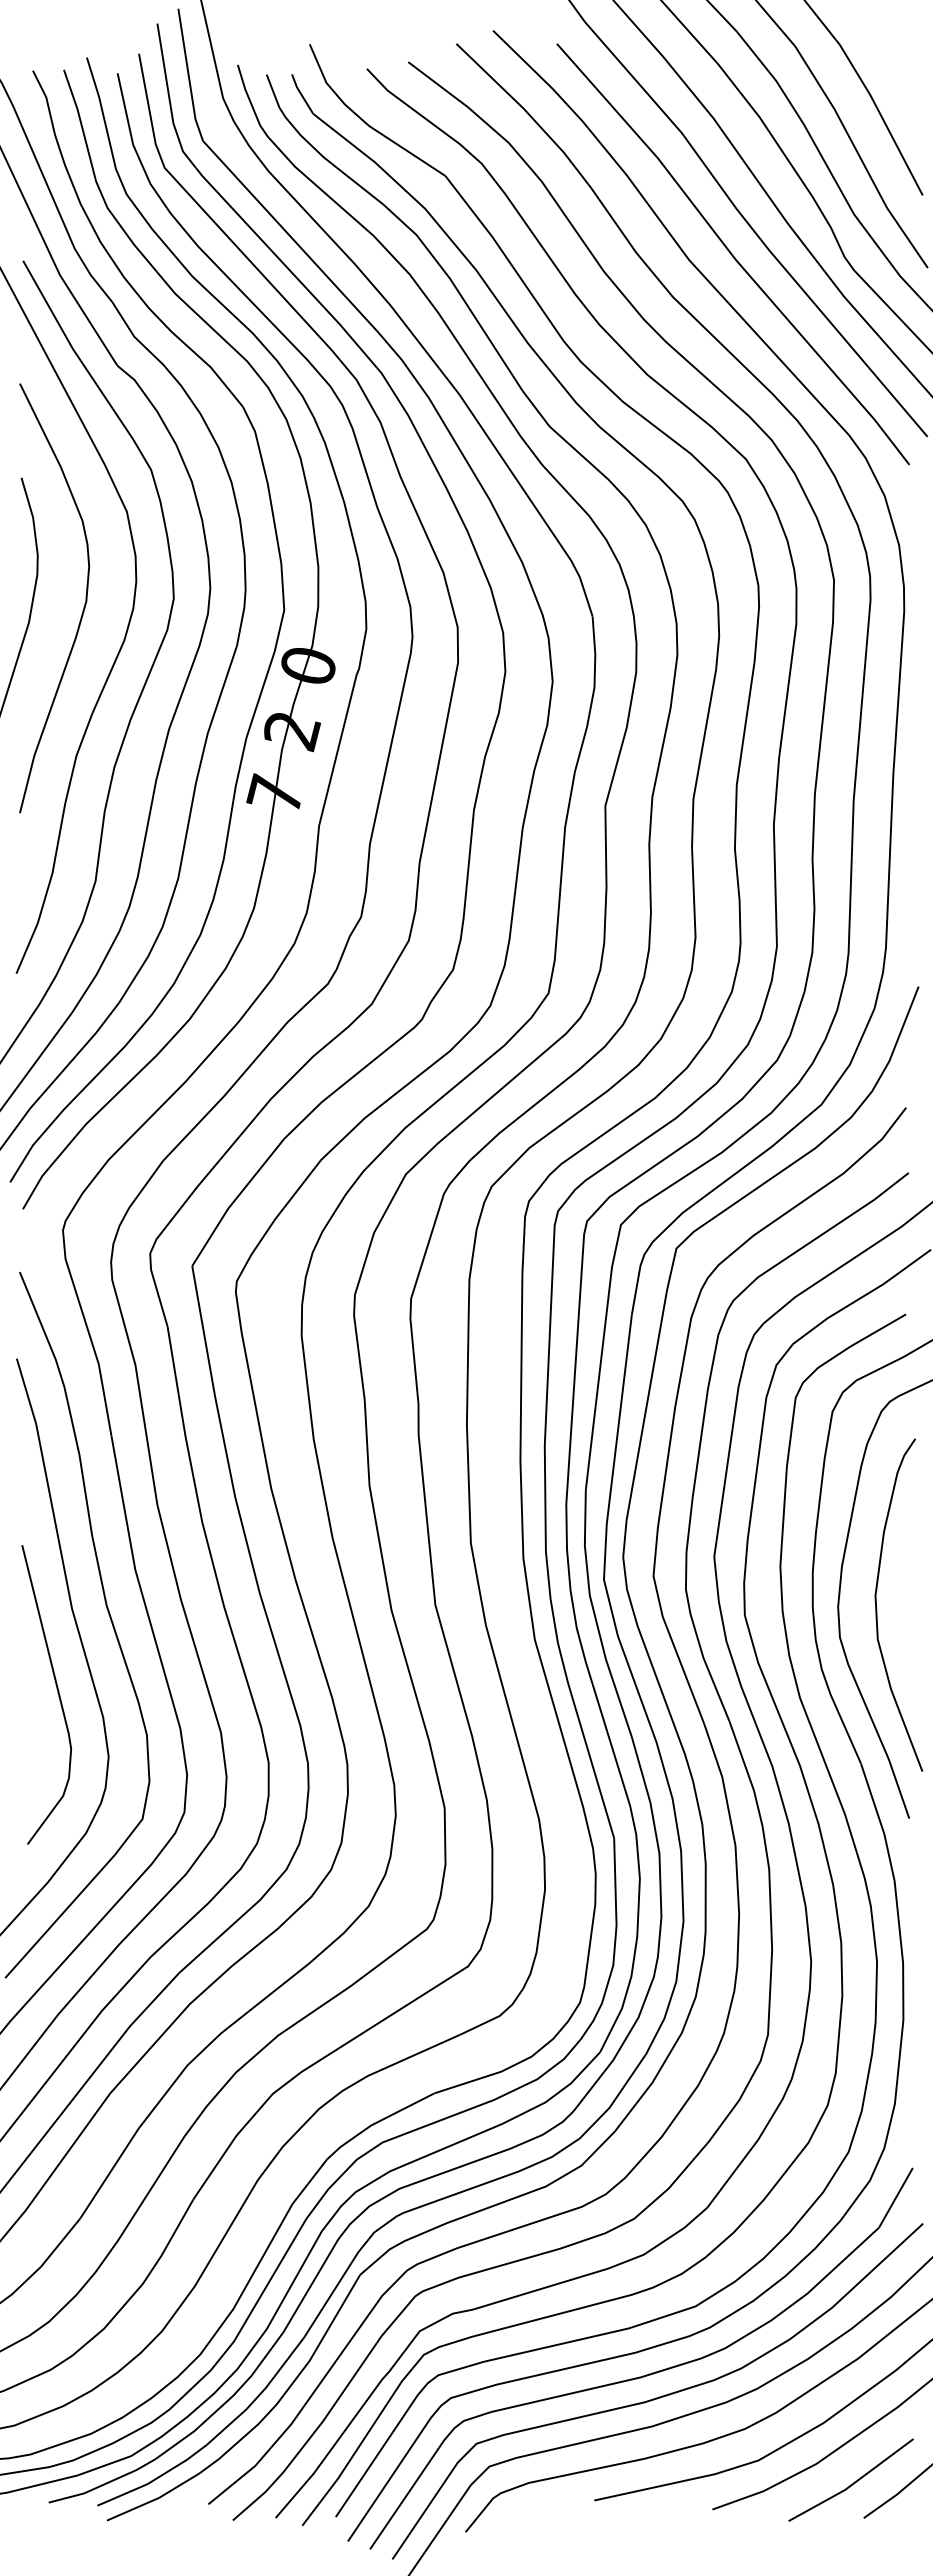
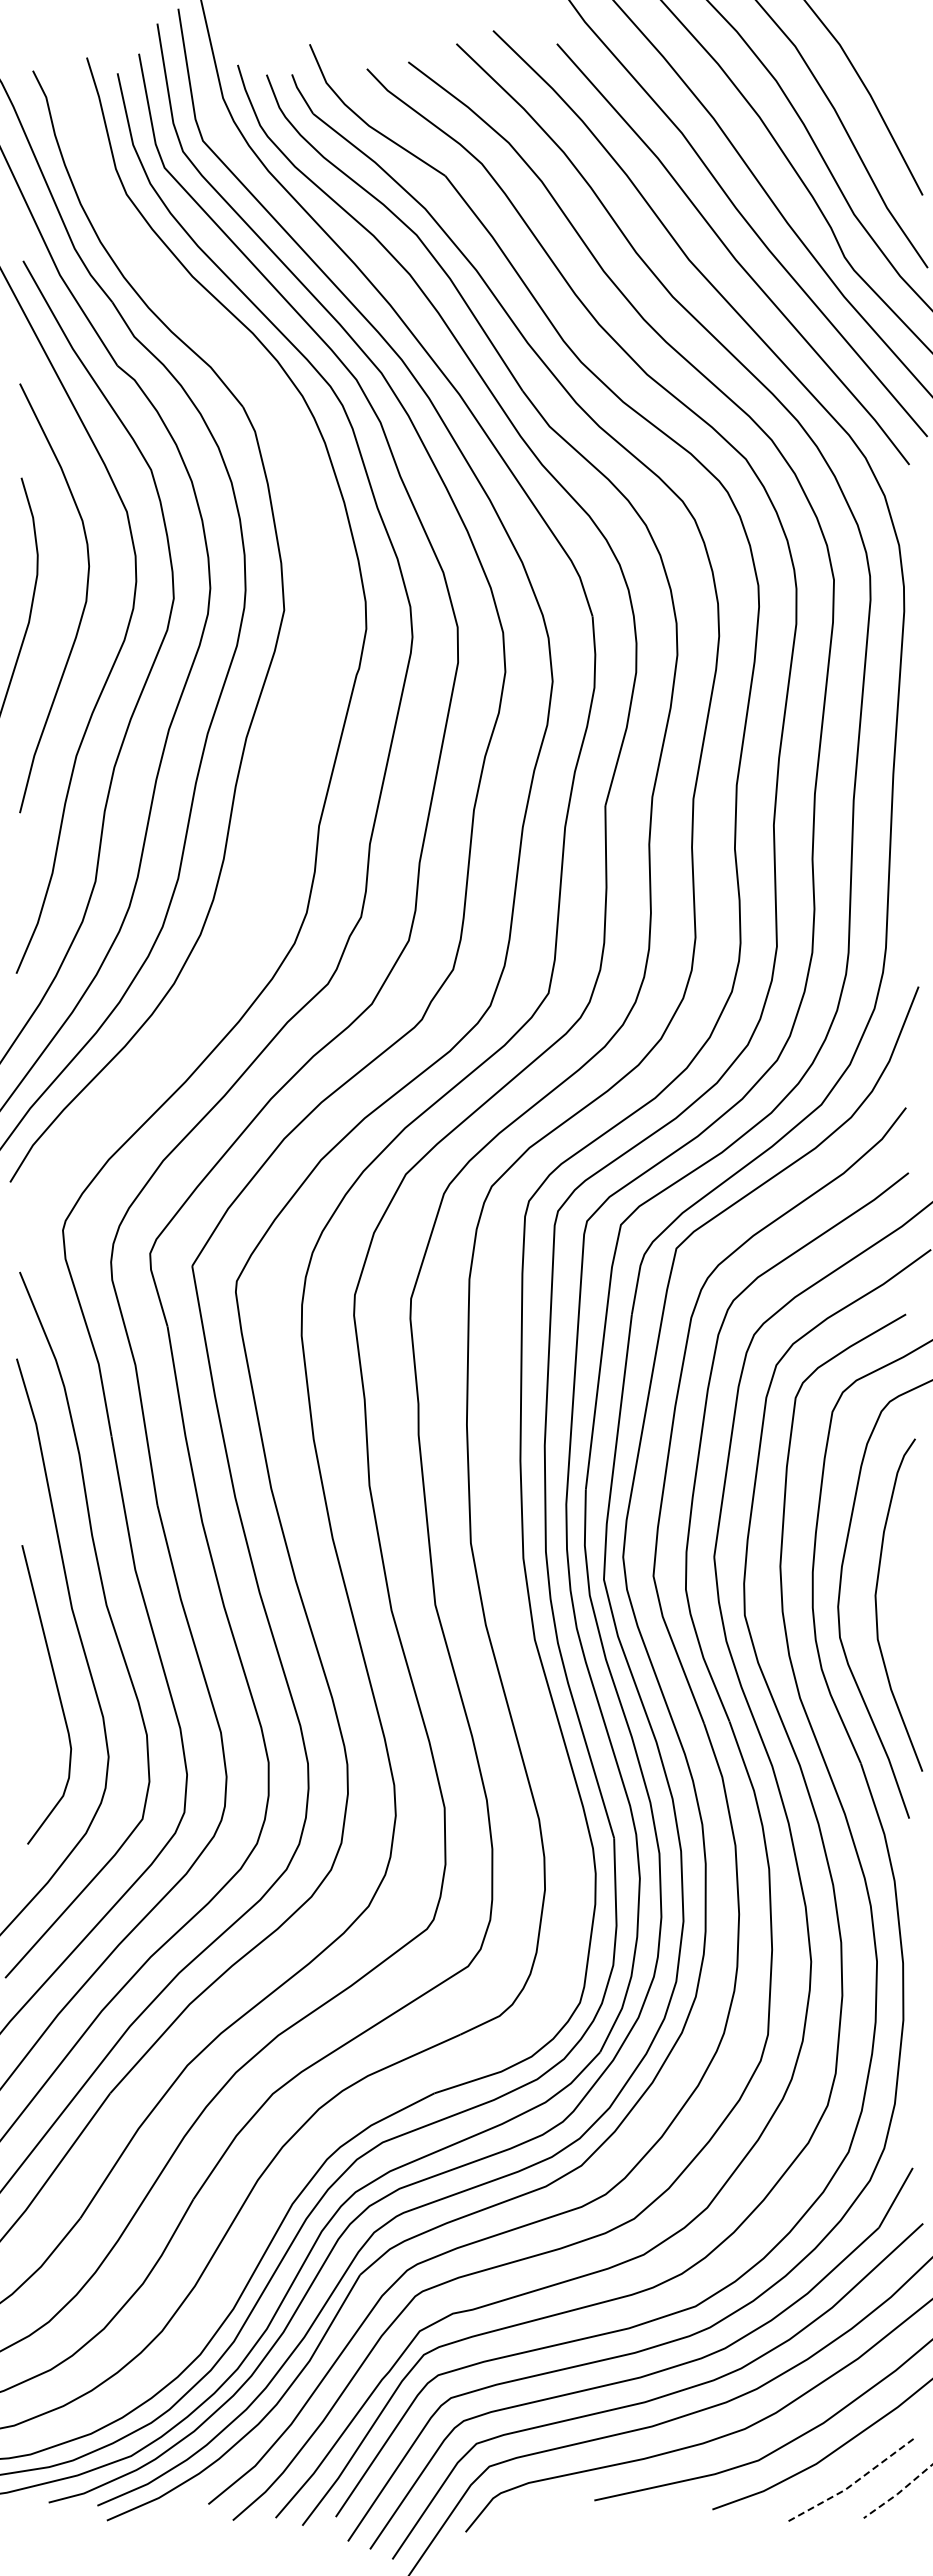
part: present -> none (281, 659)
line: solid -> dashed (853, 2483)
line: solid -> dashed (898, 2493)
